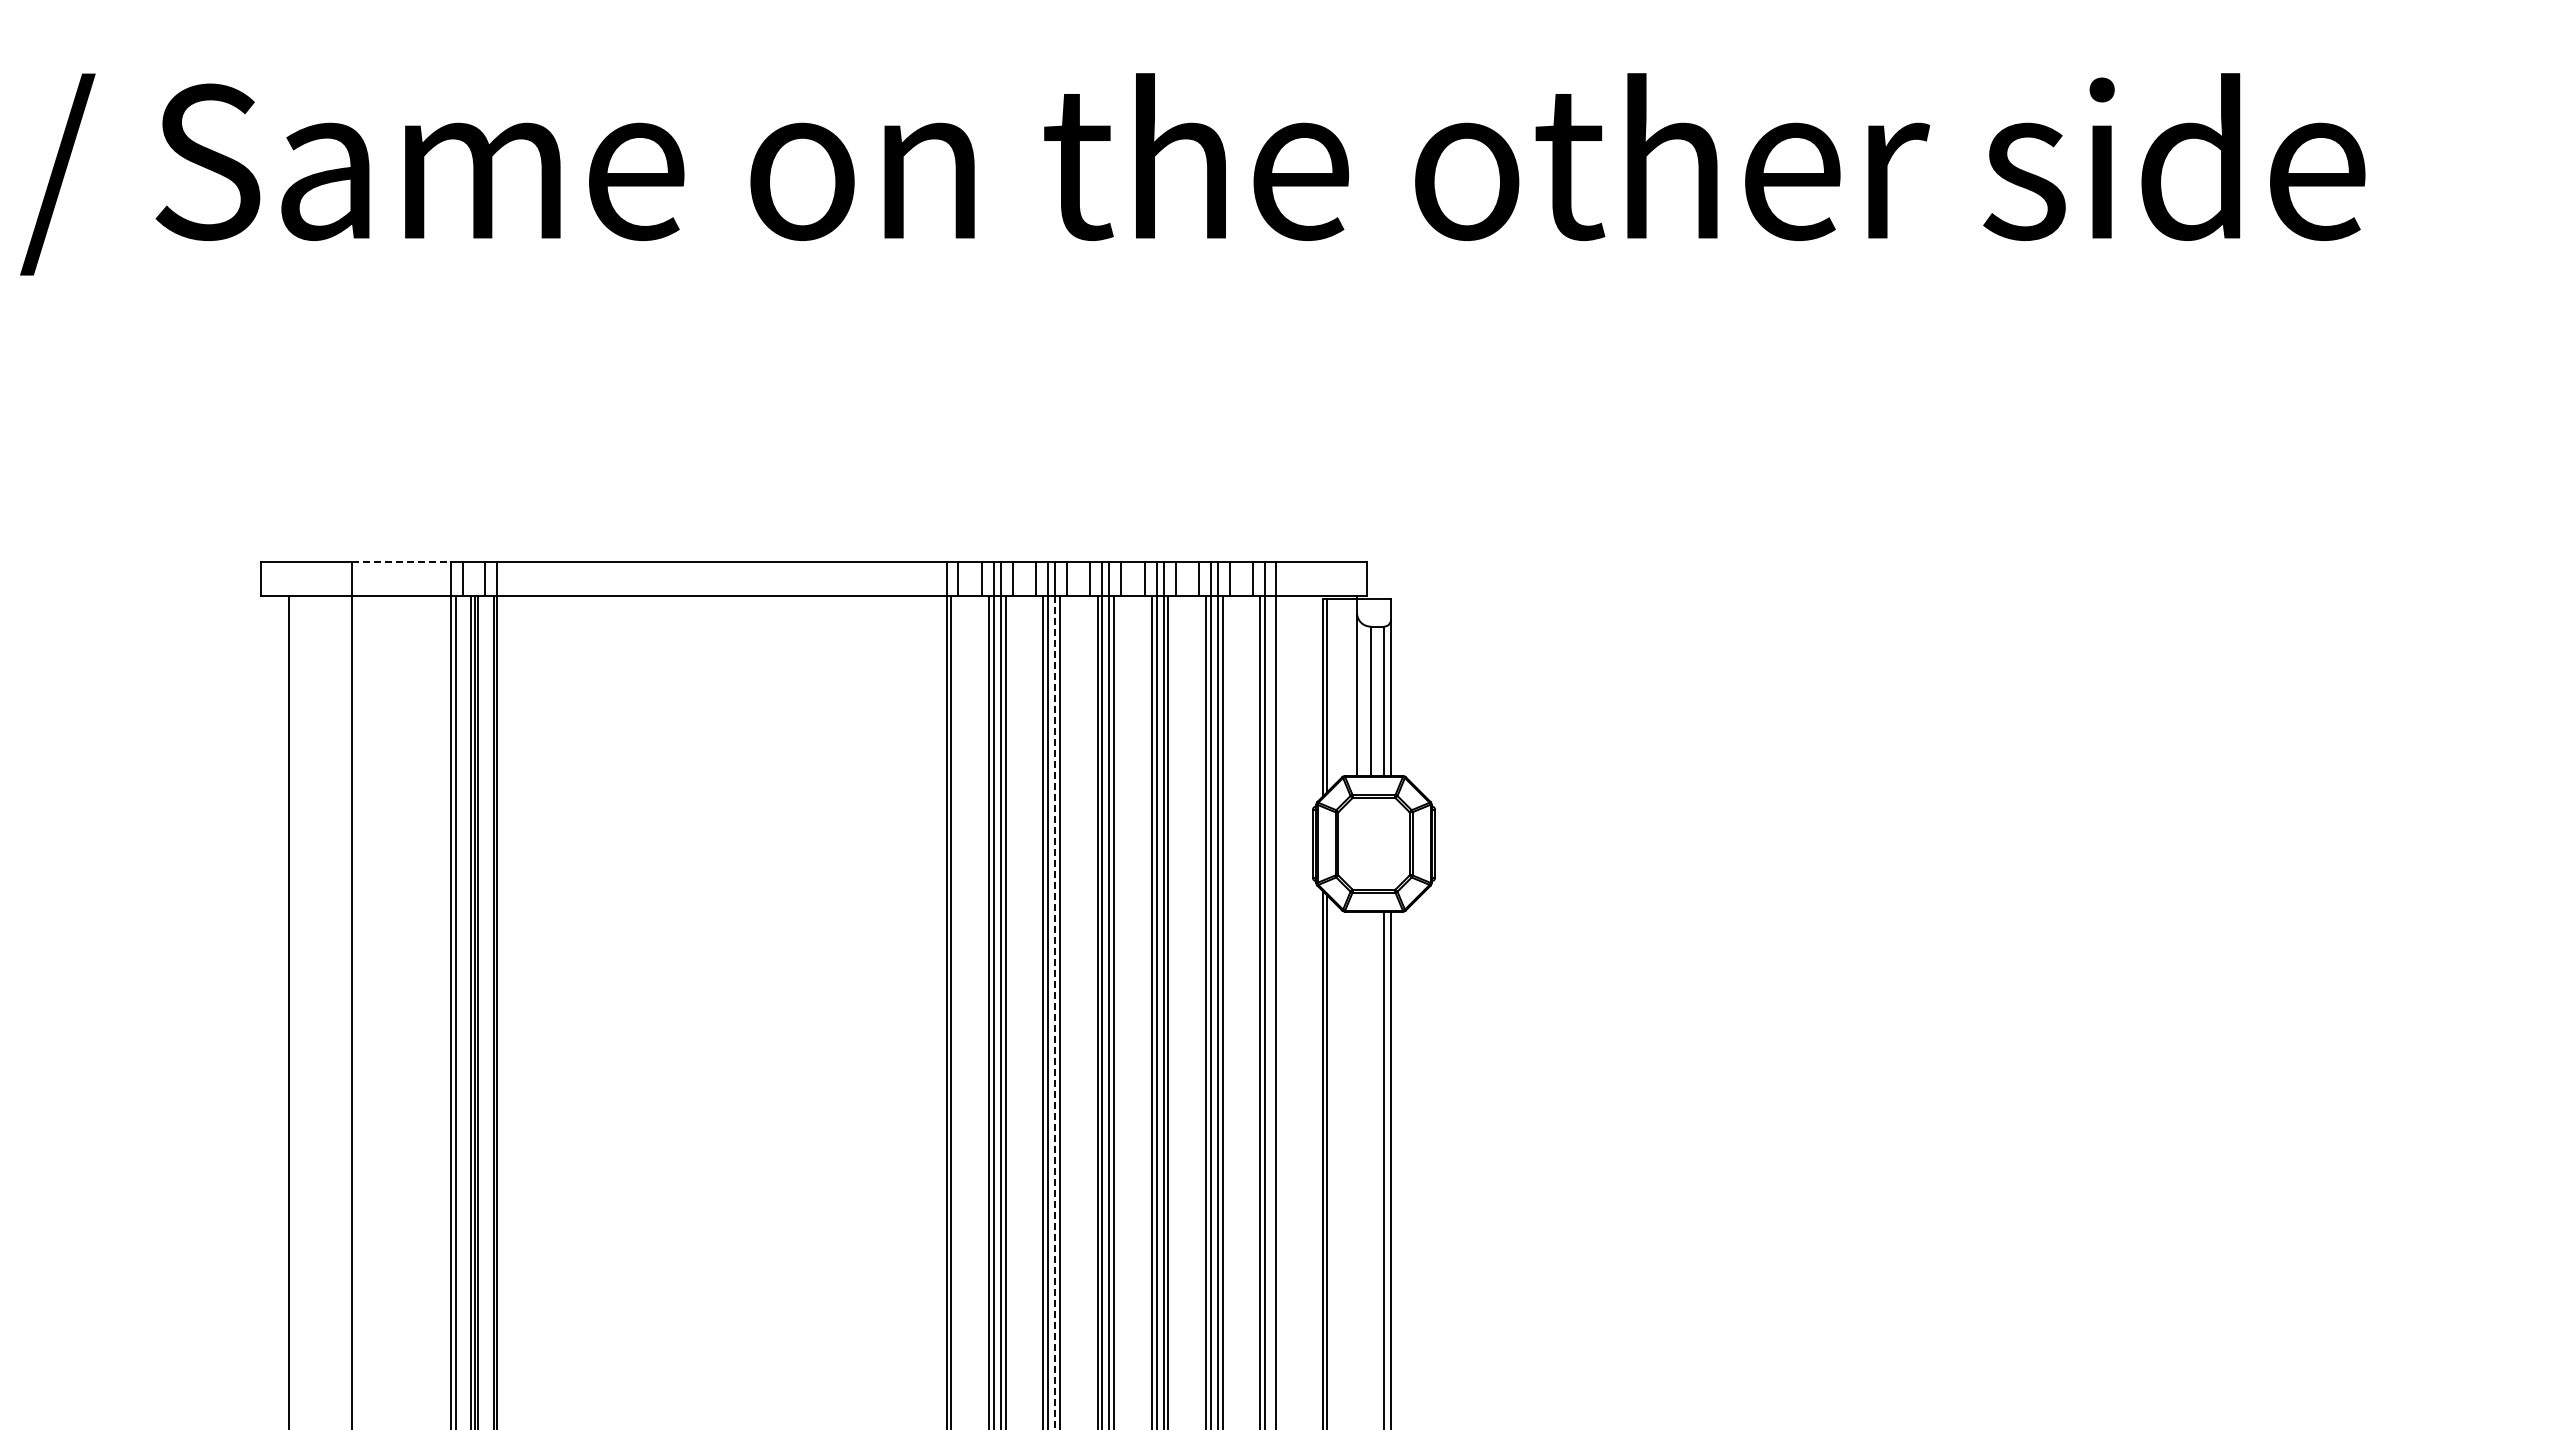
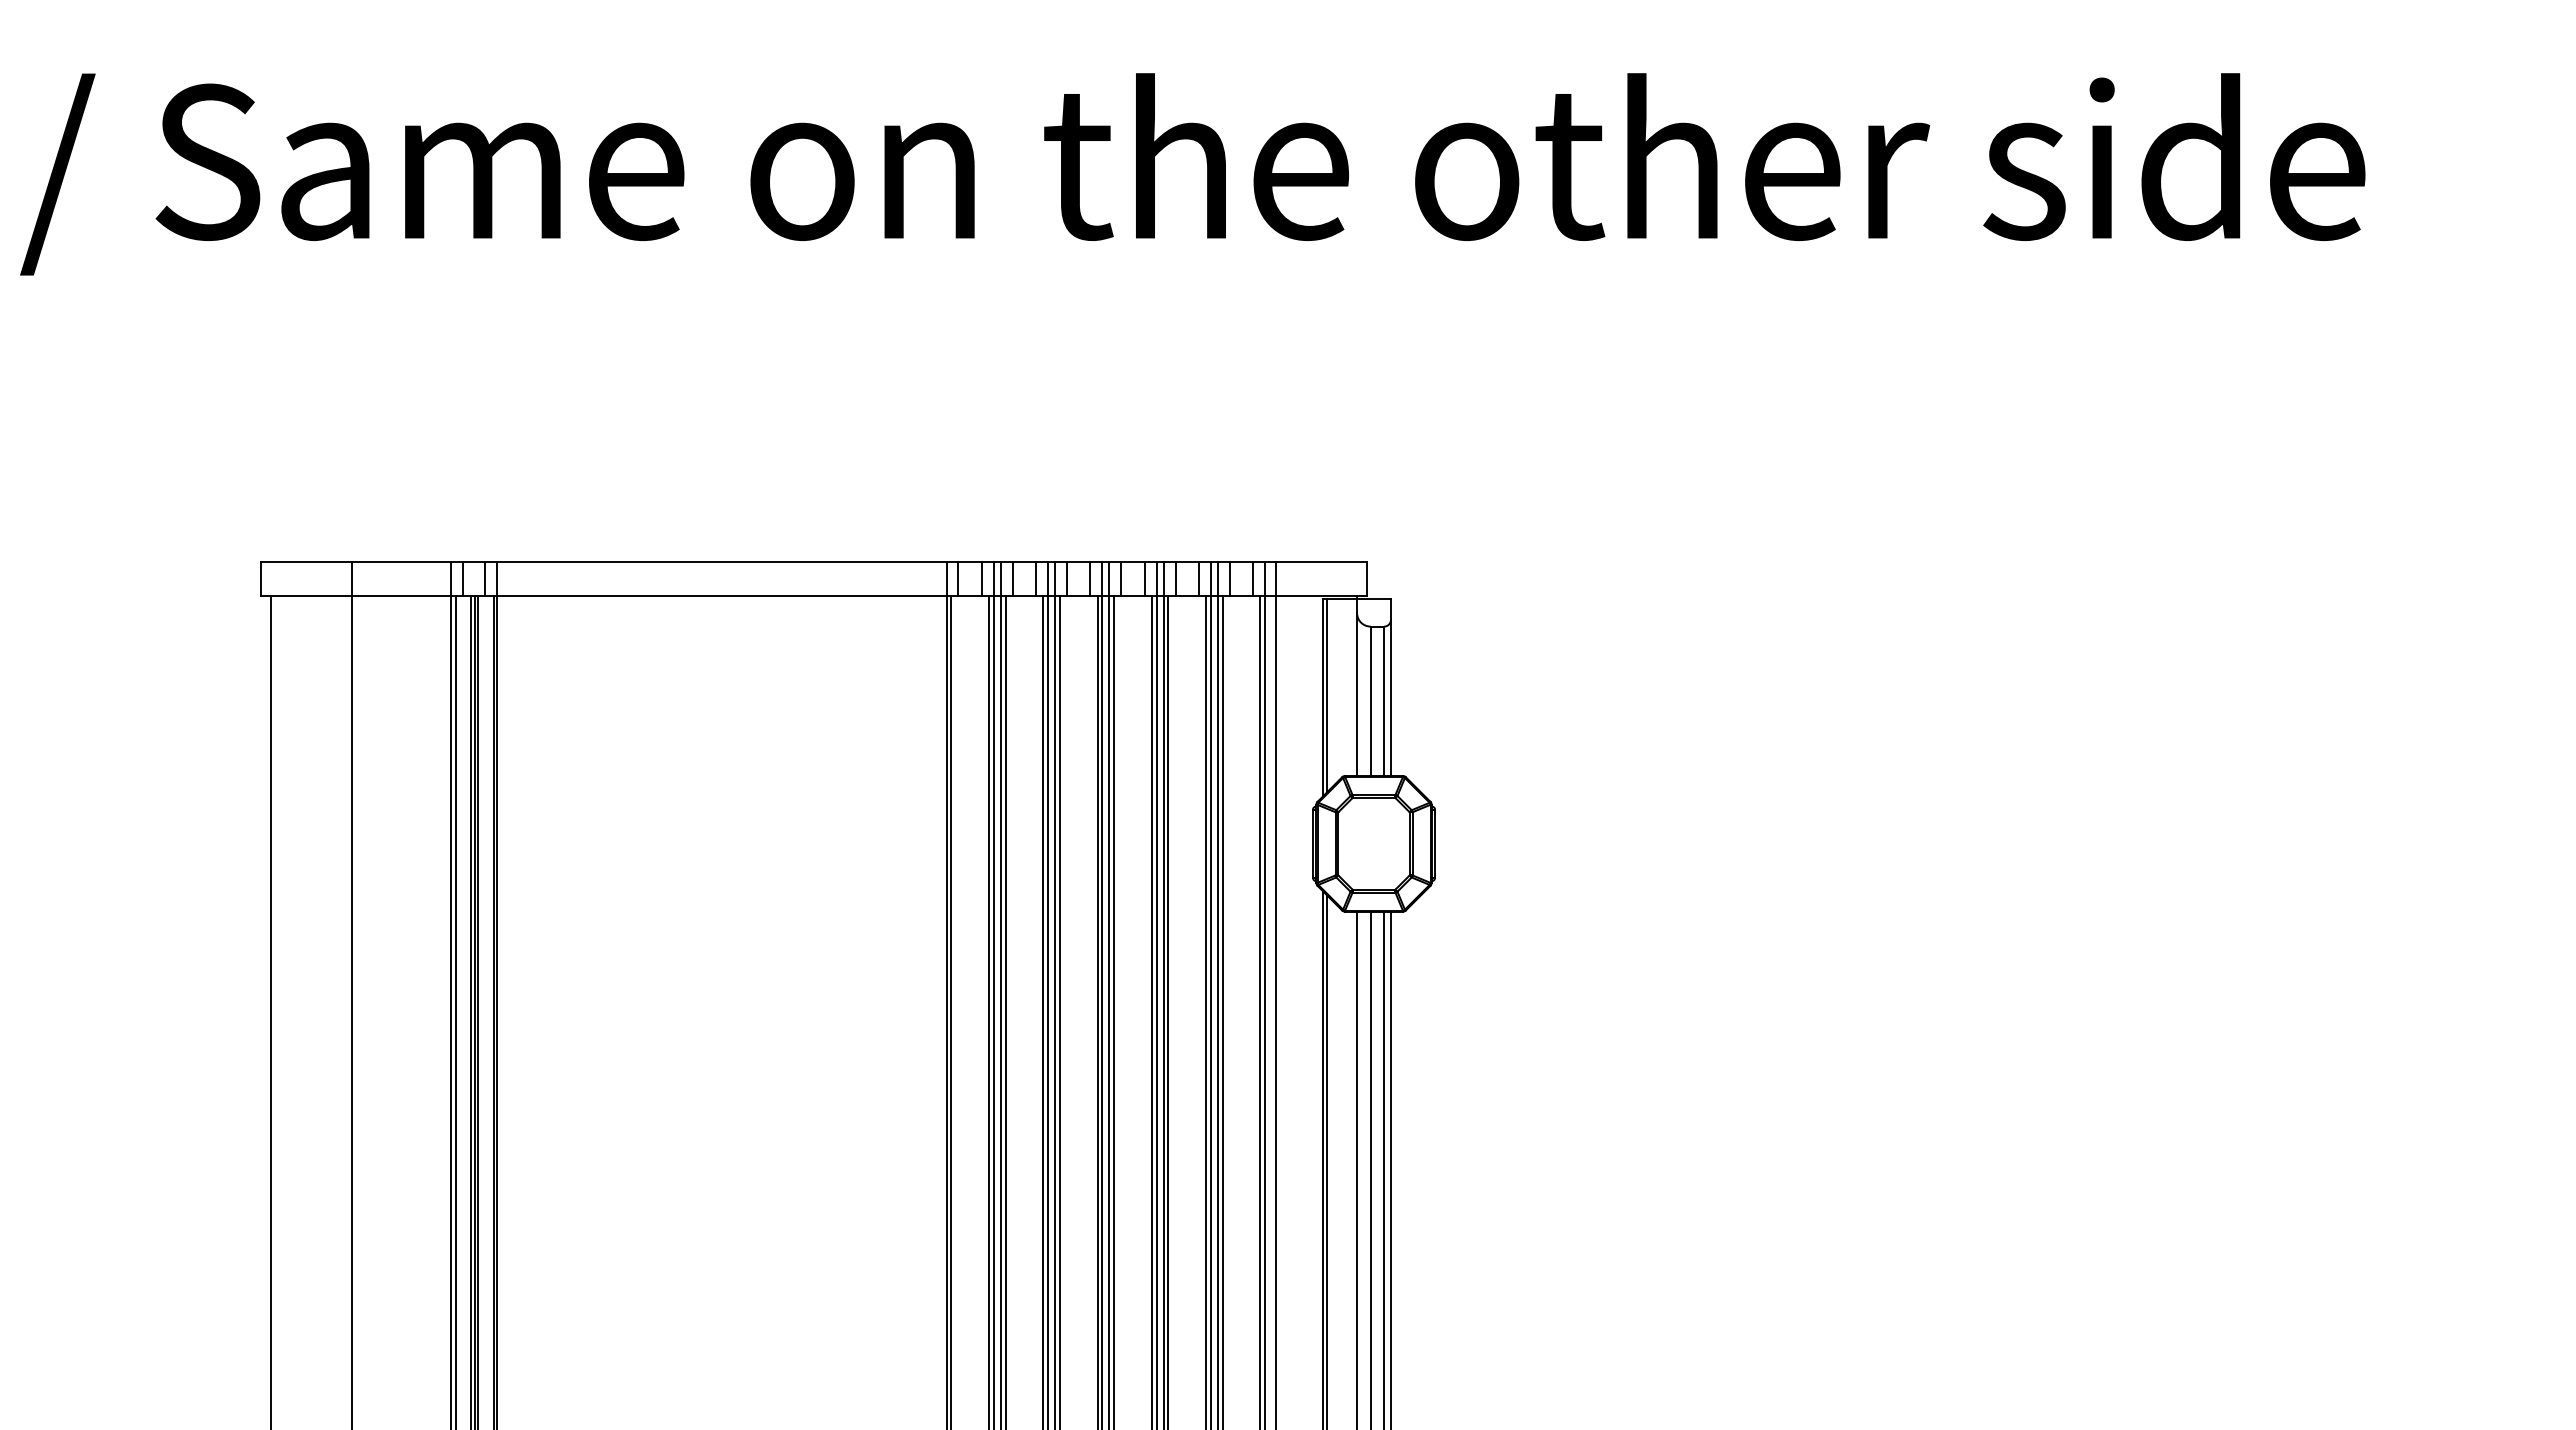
line: dashed -> solid (402, 562)
line position: (288, 1011) -> (270, 1011) (270, 1011)
line: dashed -> solid (1055, 1012)
line: none -> present (1357, 1168)
line: none -> present (1370, 1168)
